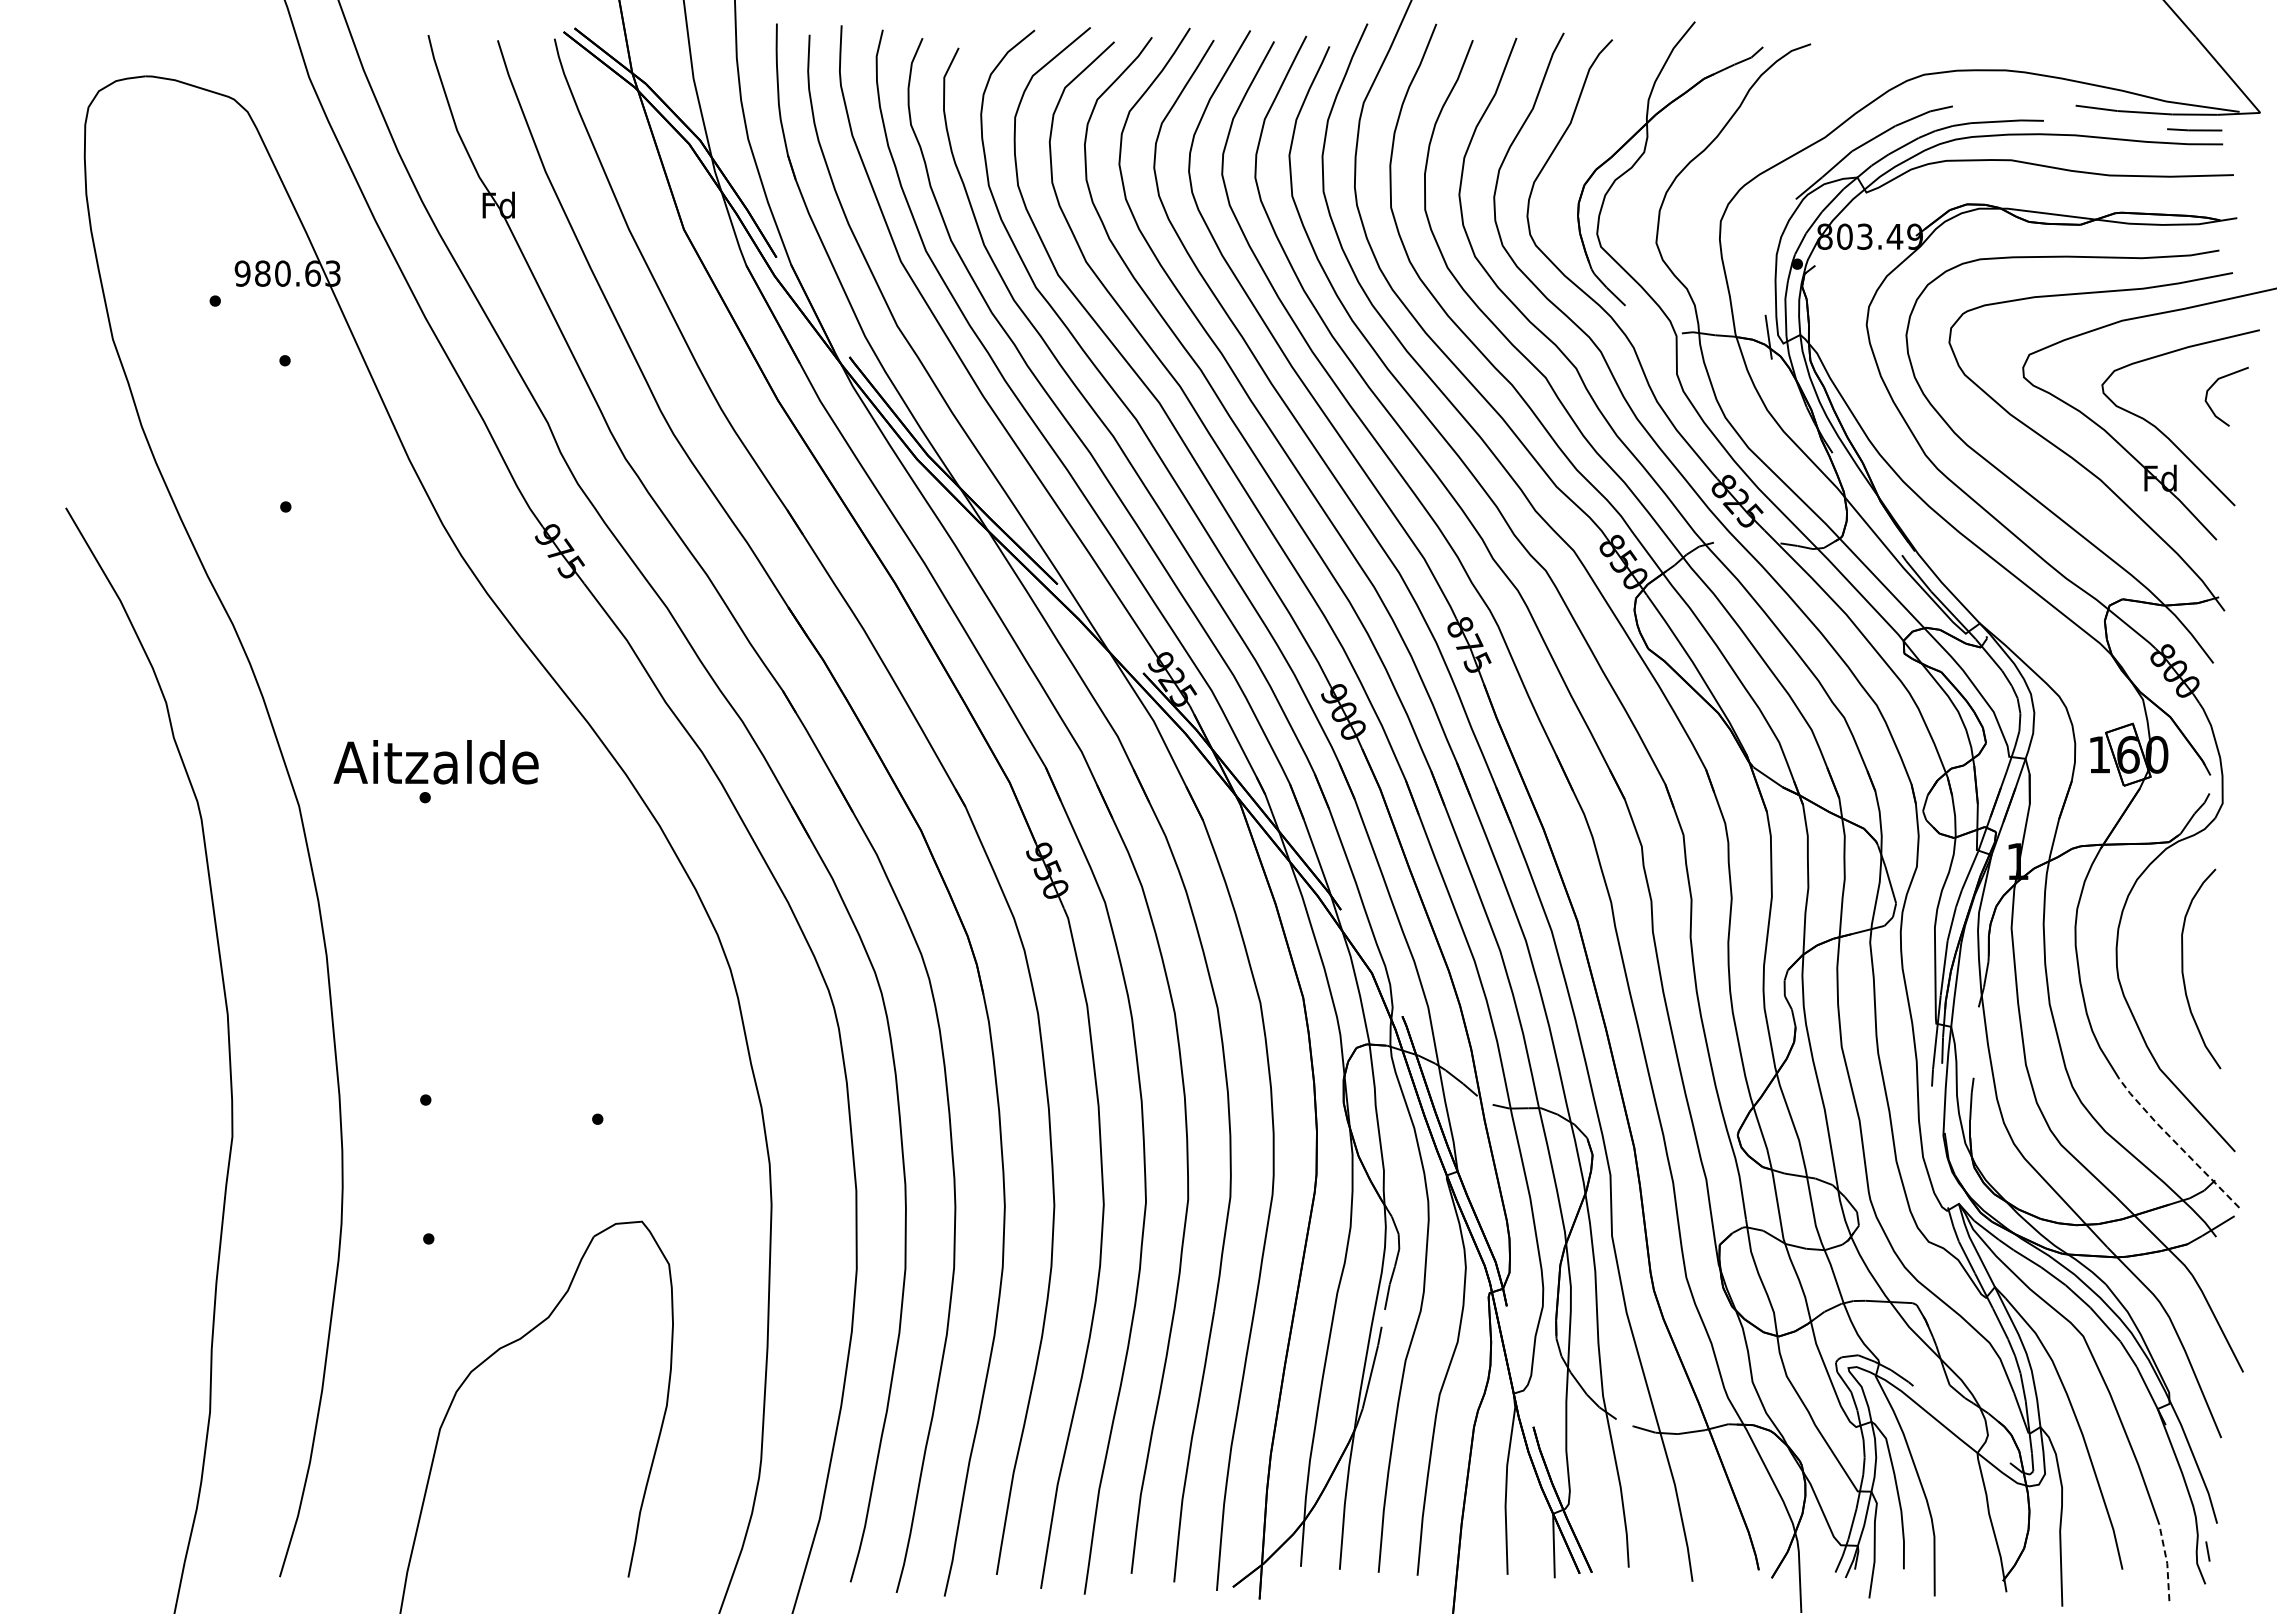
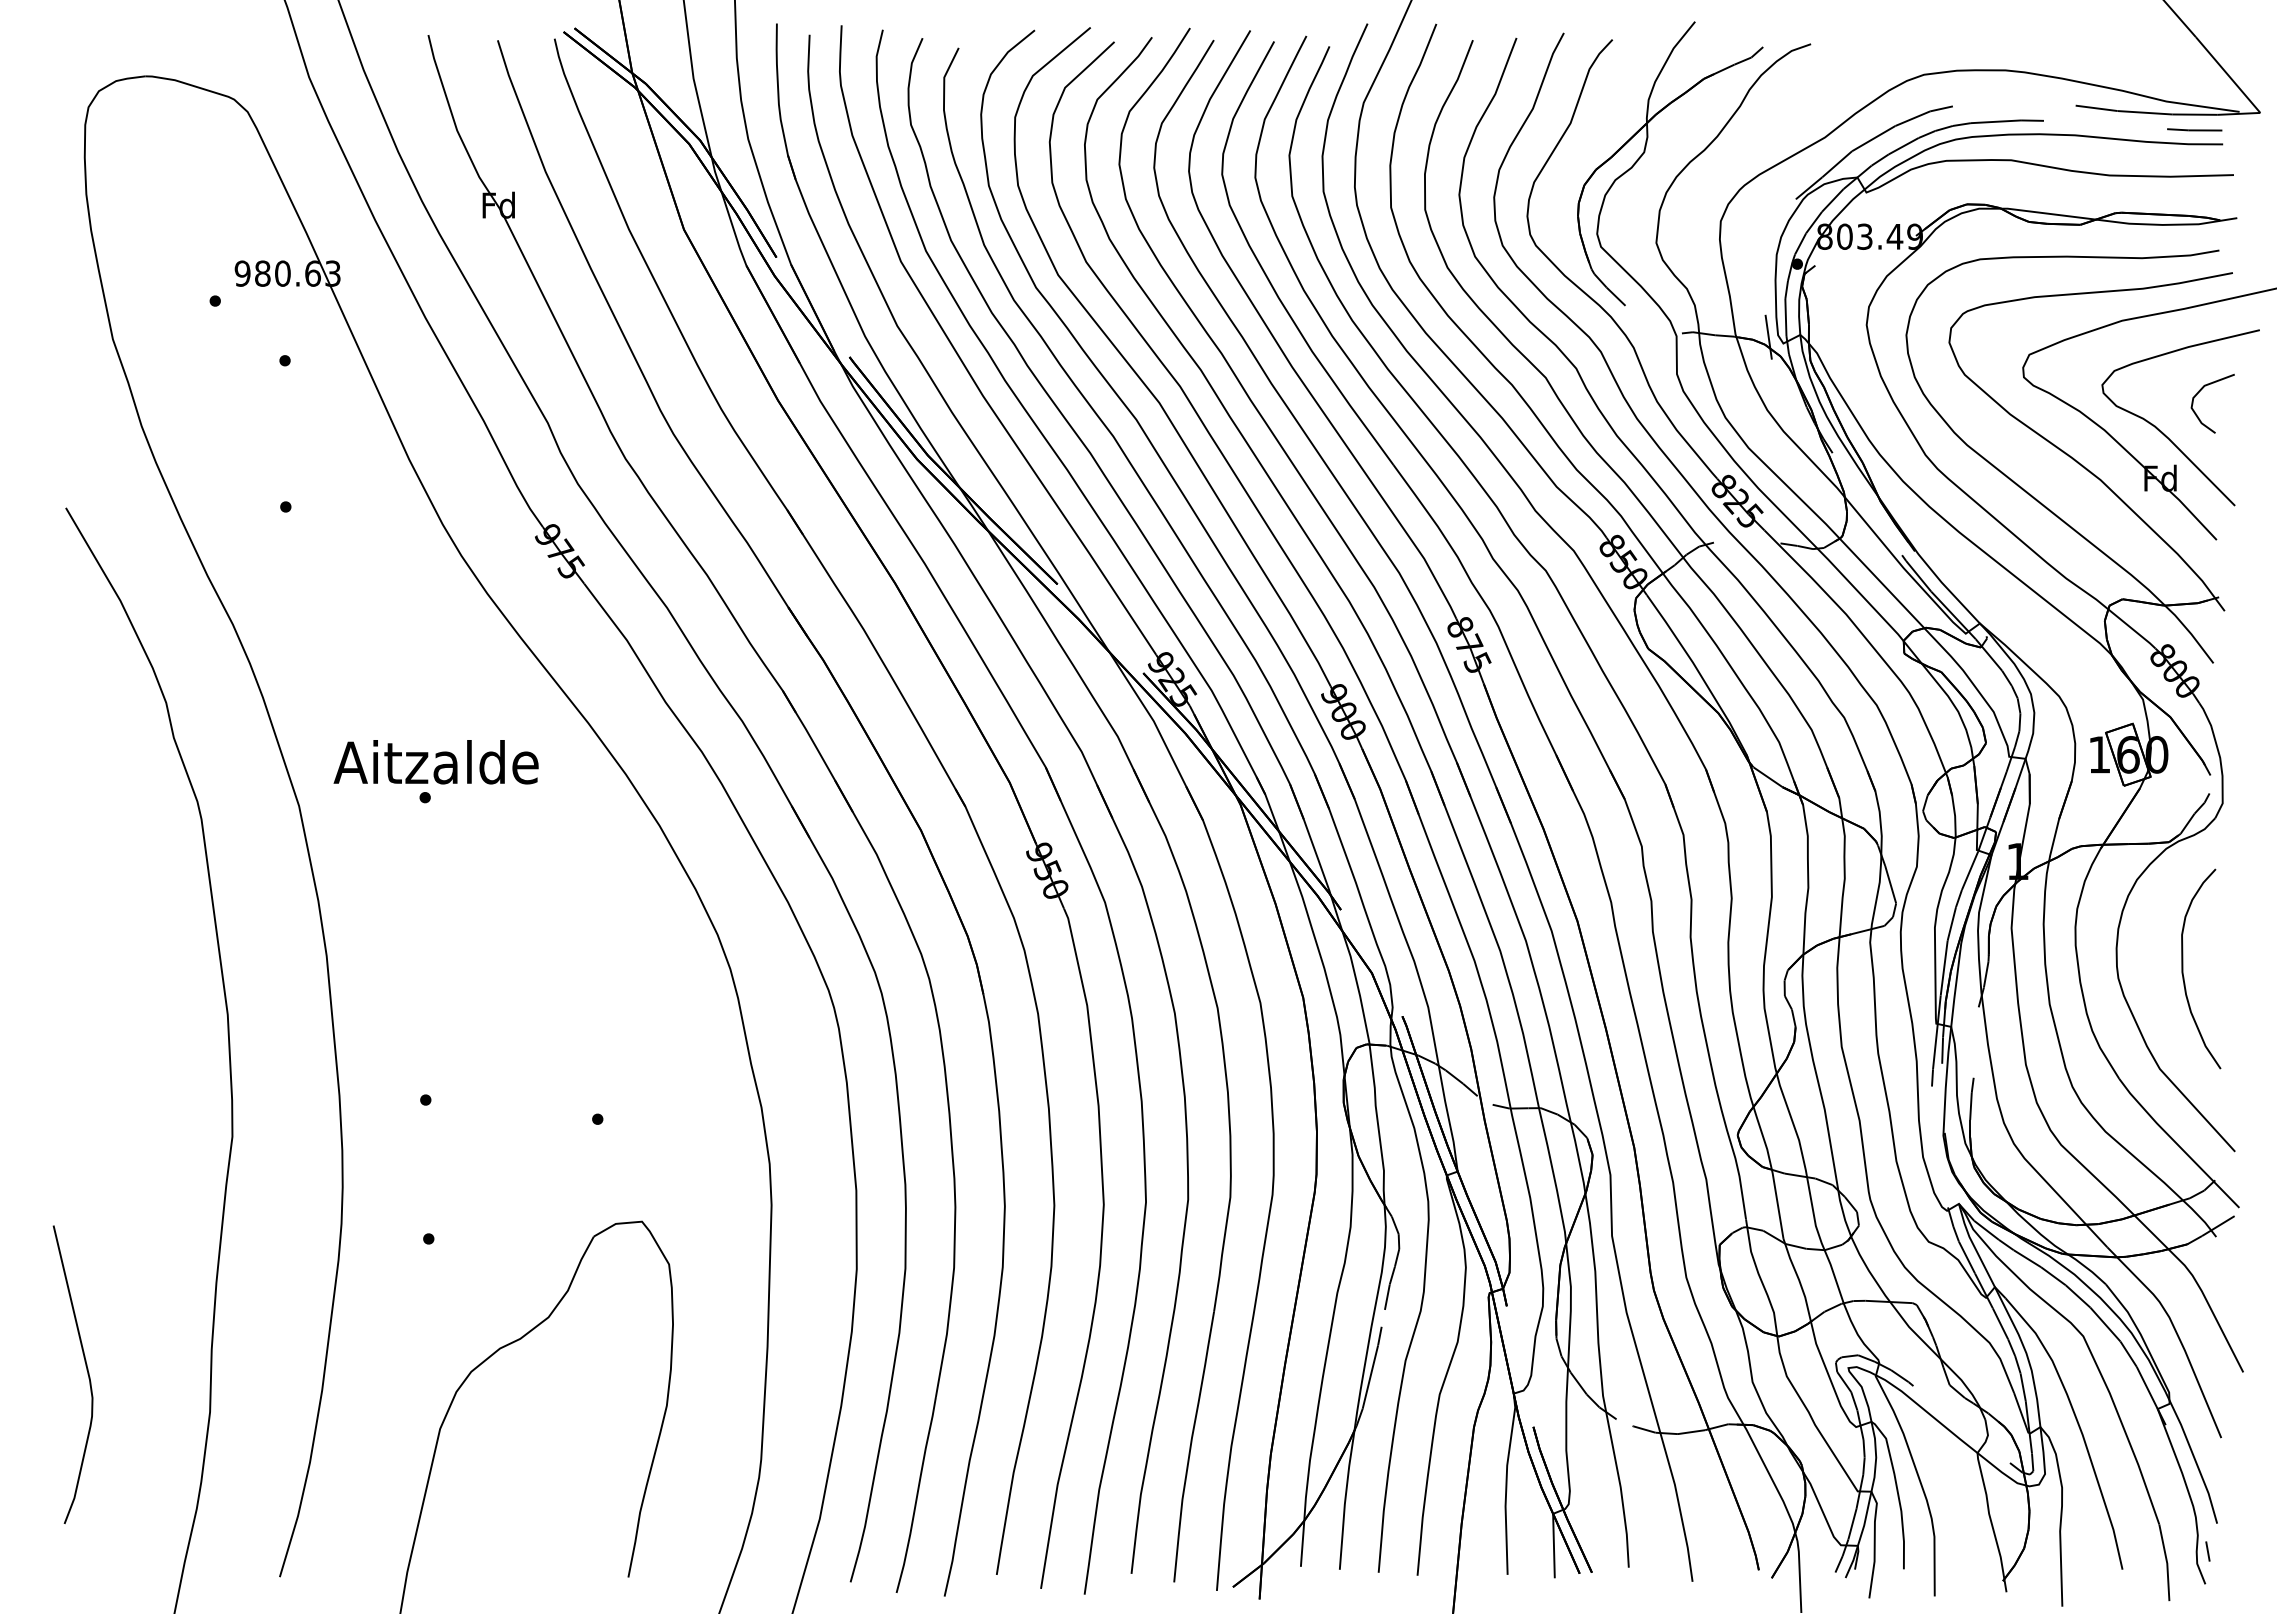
curve position: (2214, 384) -> (2200, 391) (2200, 391)
line: dashed -> solid (2176, 1143)
curve: none -> present (86, 1370)
line: dashed -> solid (2167, 1562)
